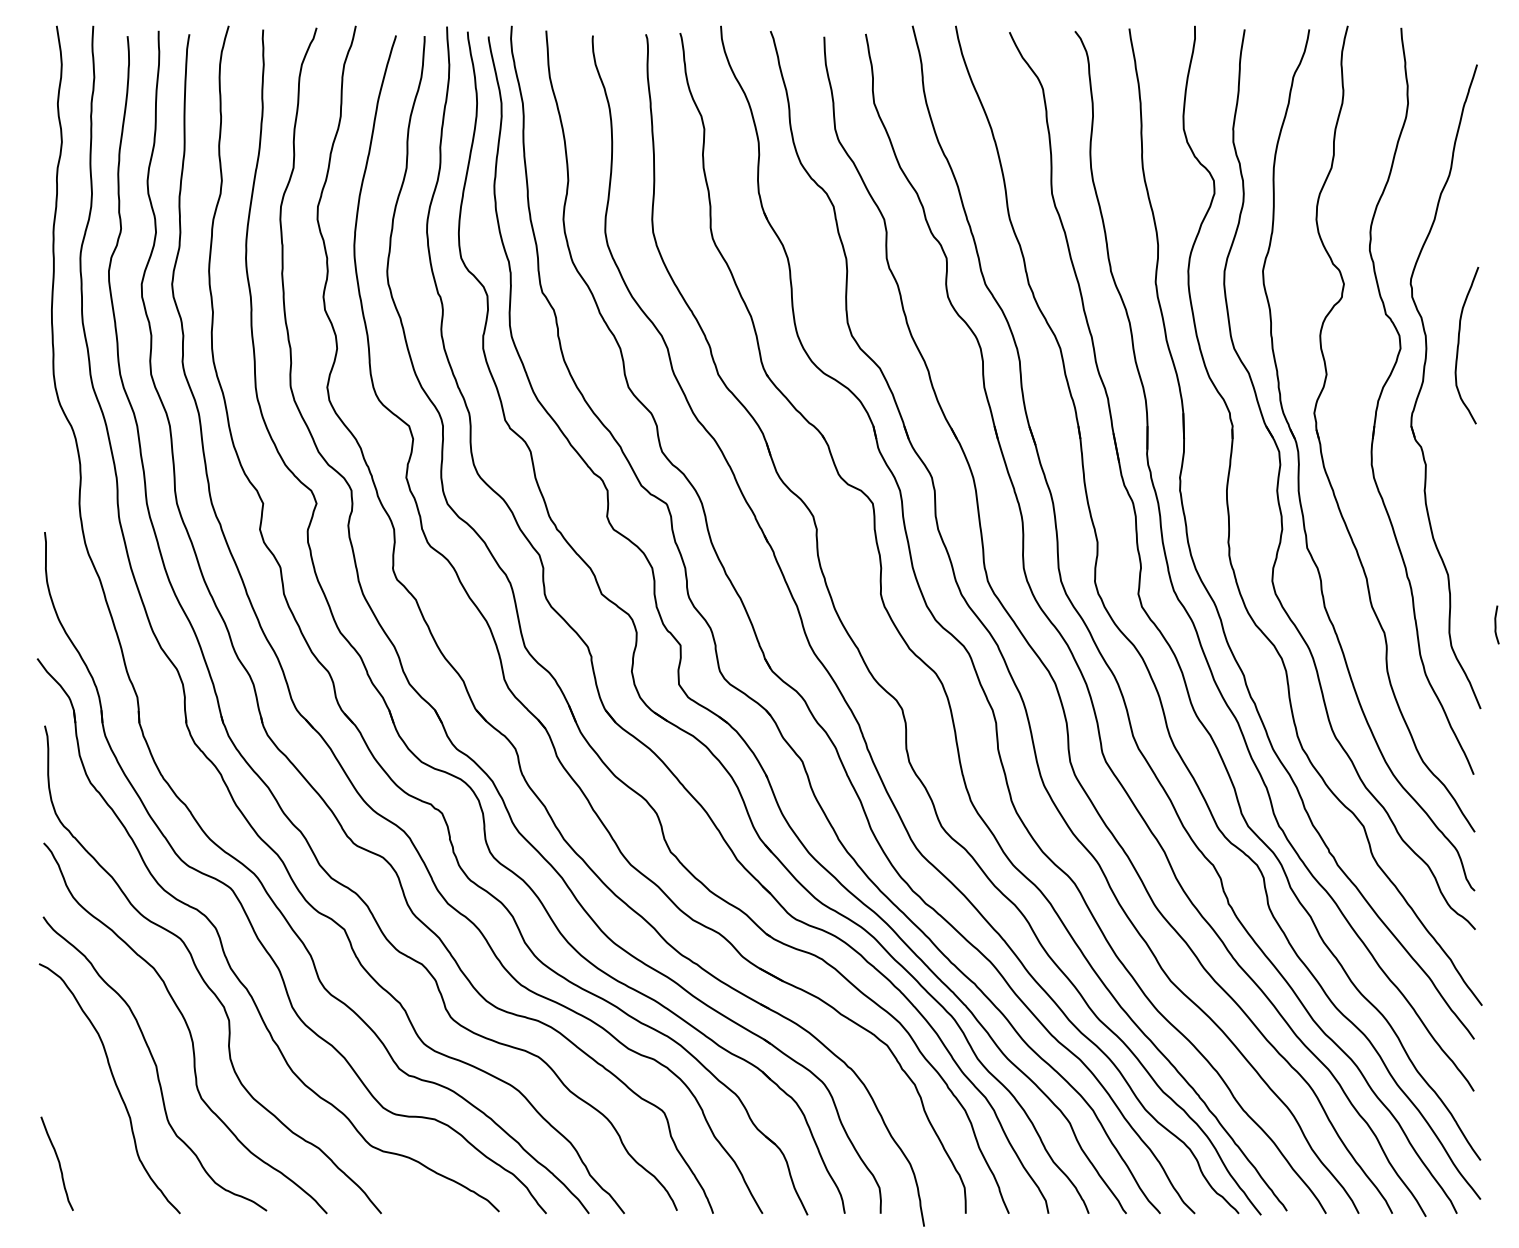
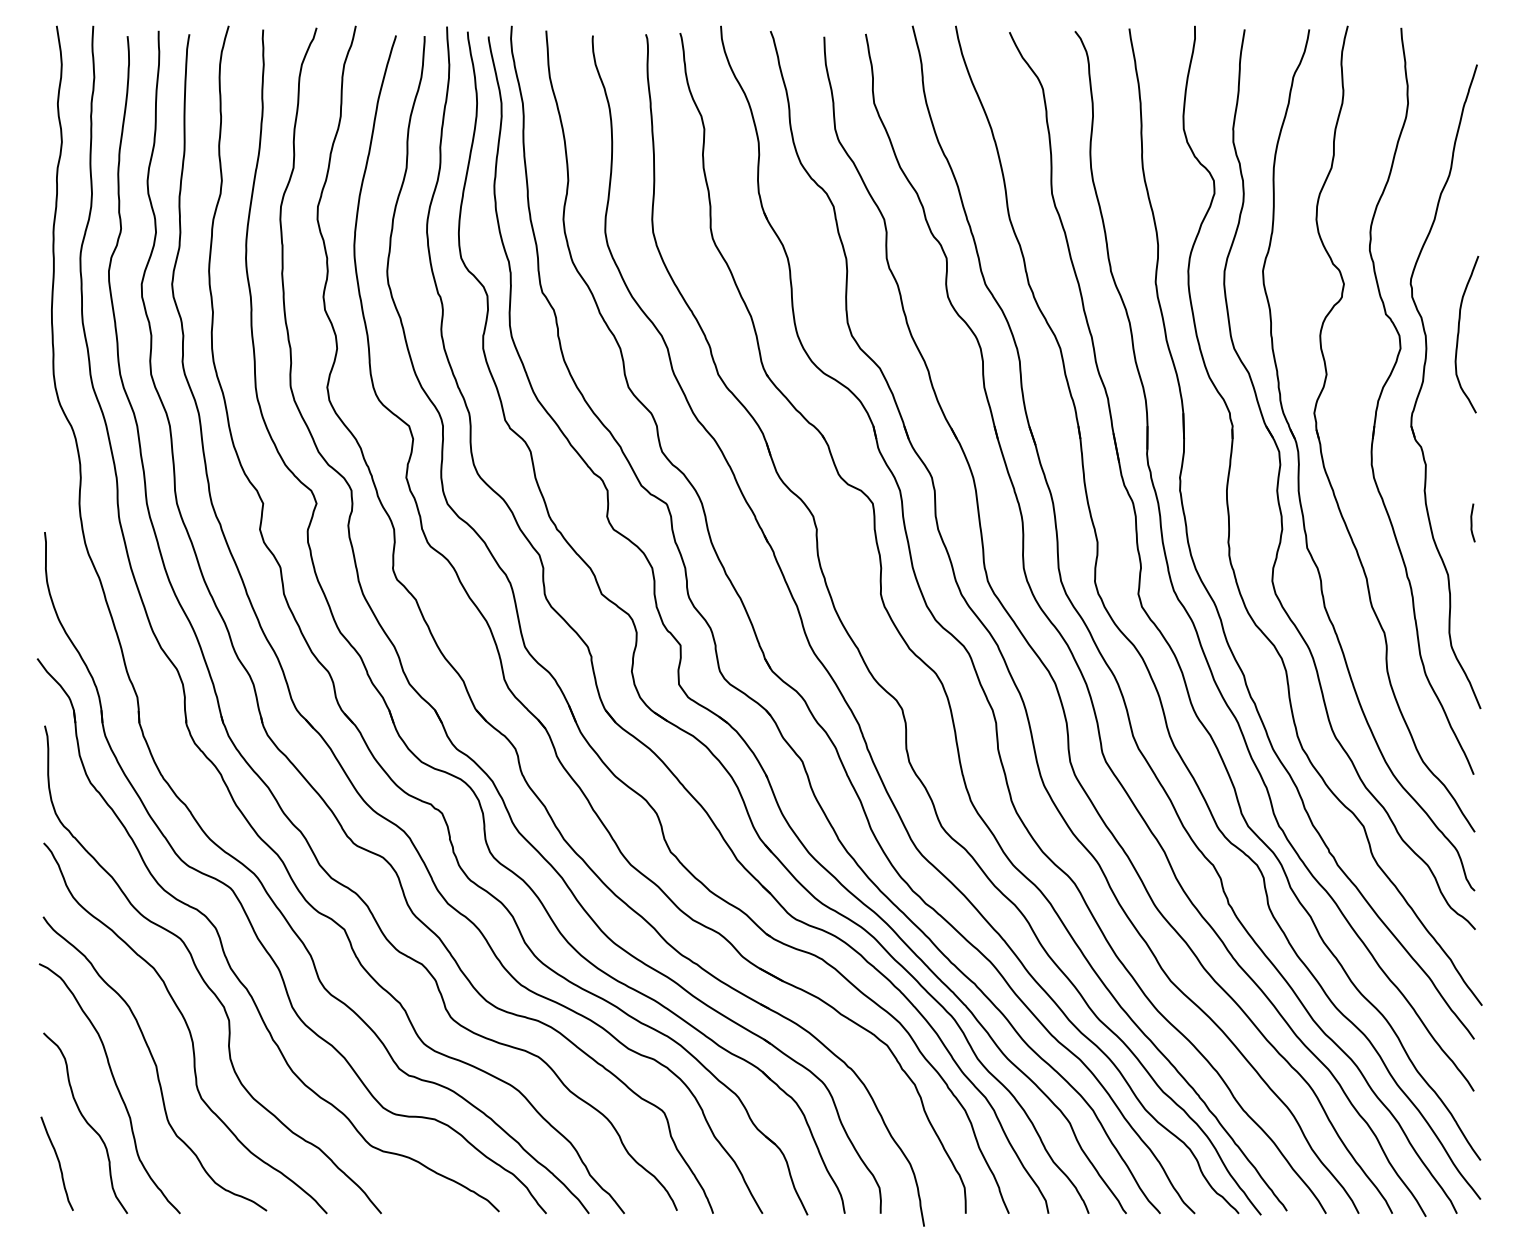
curve position: (1459, 344) -> (1459, 333) (1459, 333)
curve position: (1496, 624) -> (1472, 522) (1472, 522)
curve: none -> present (85, 1121)
